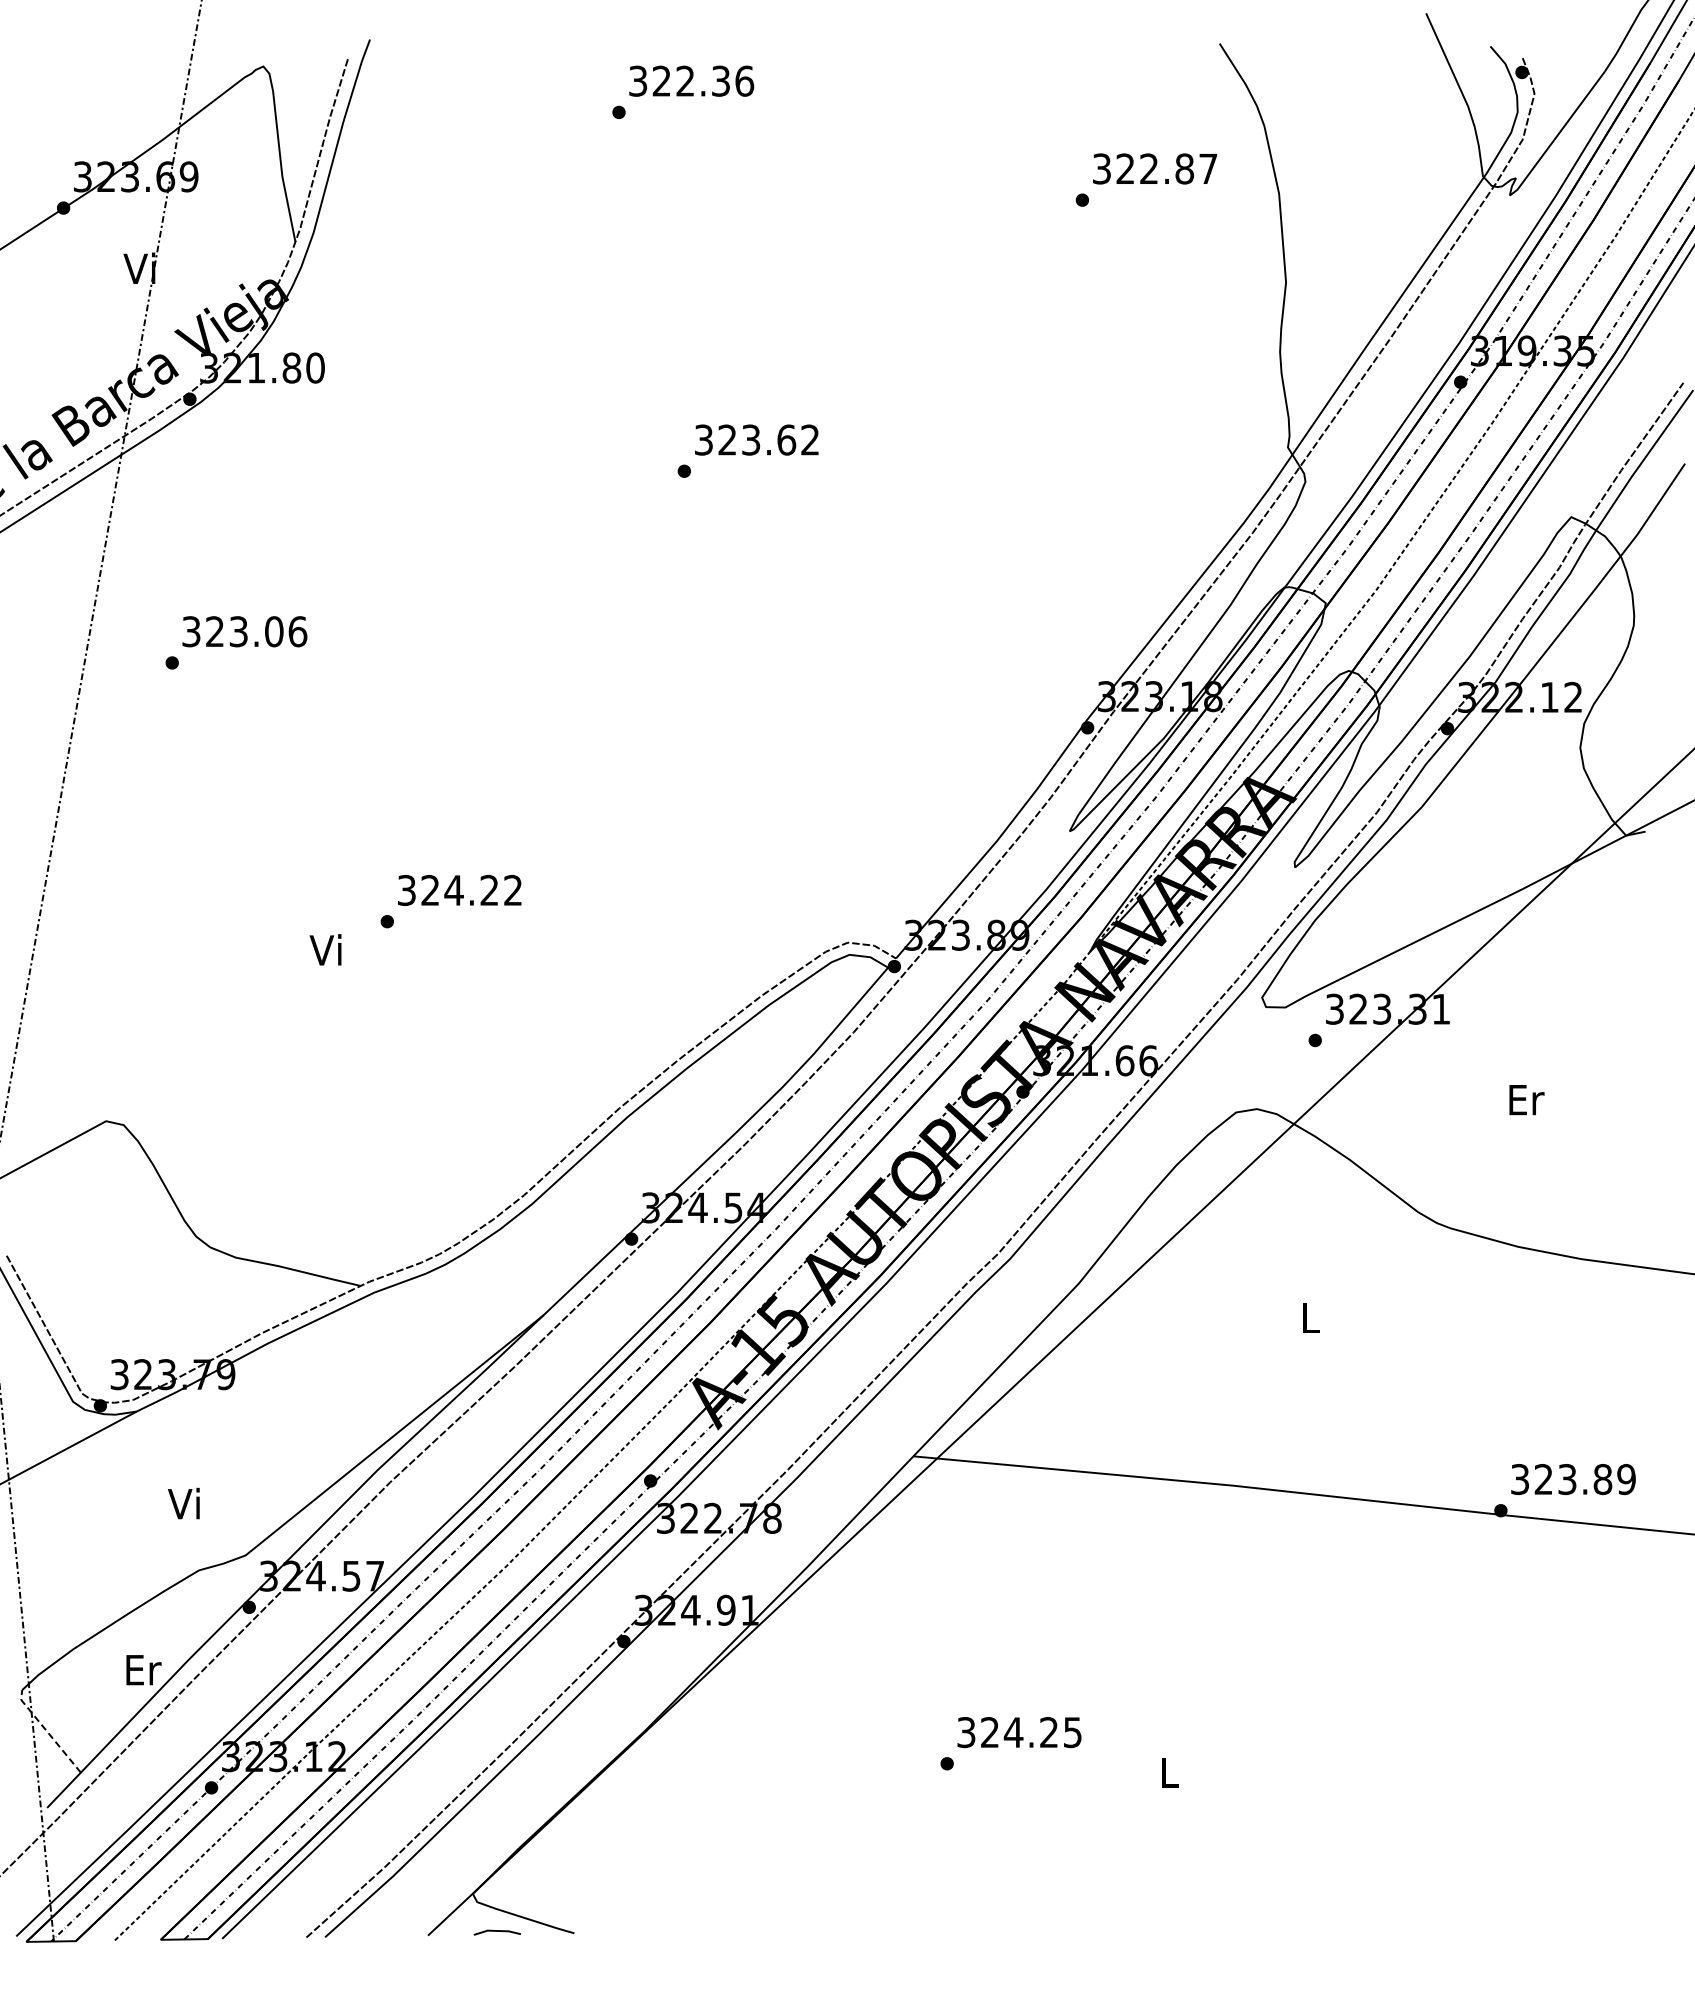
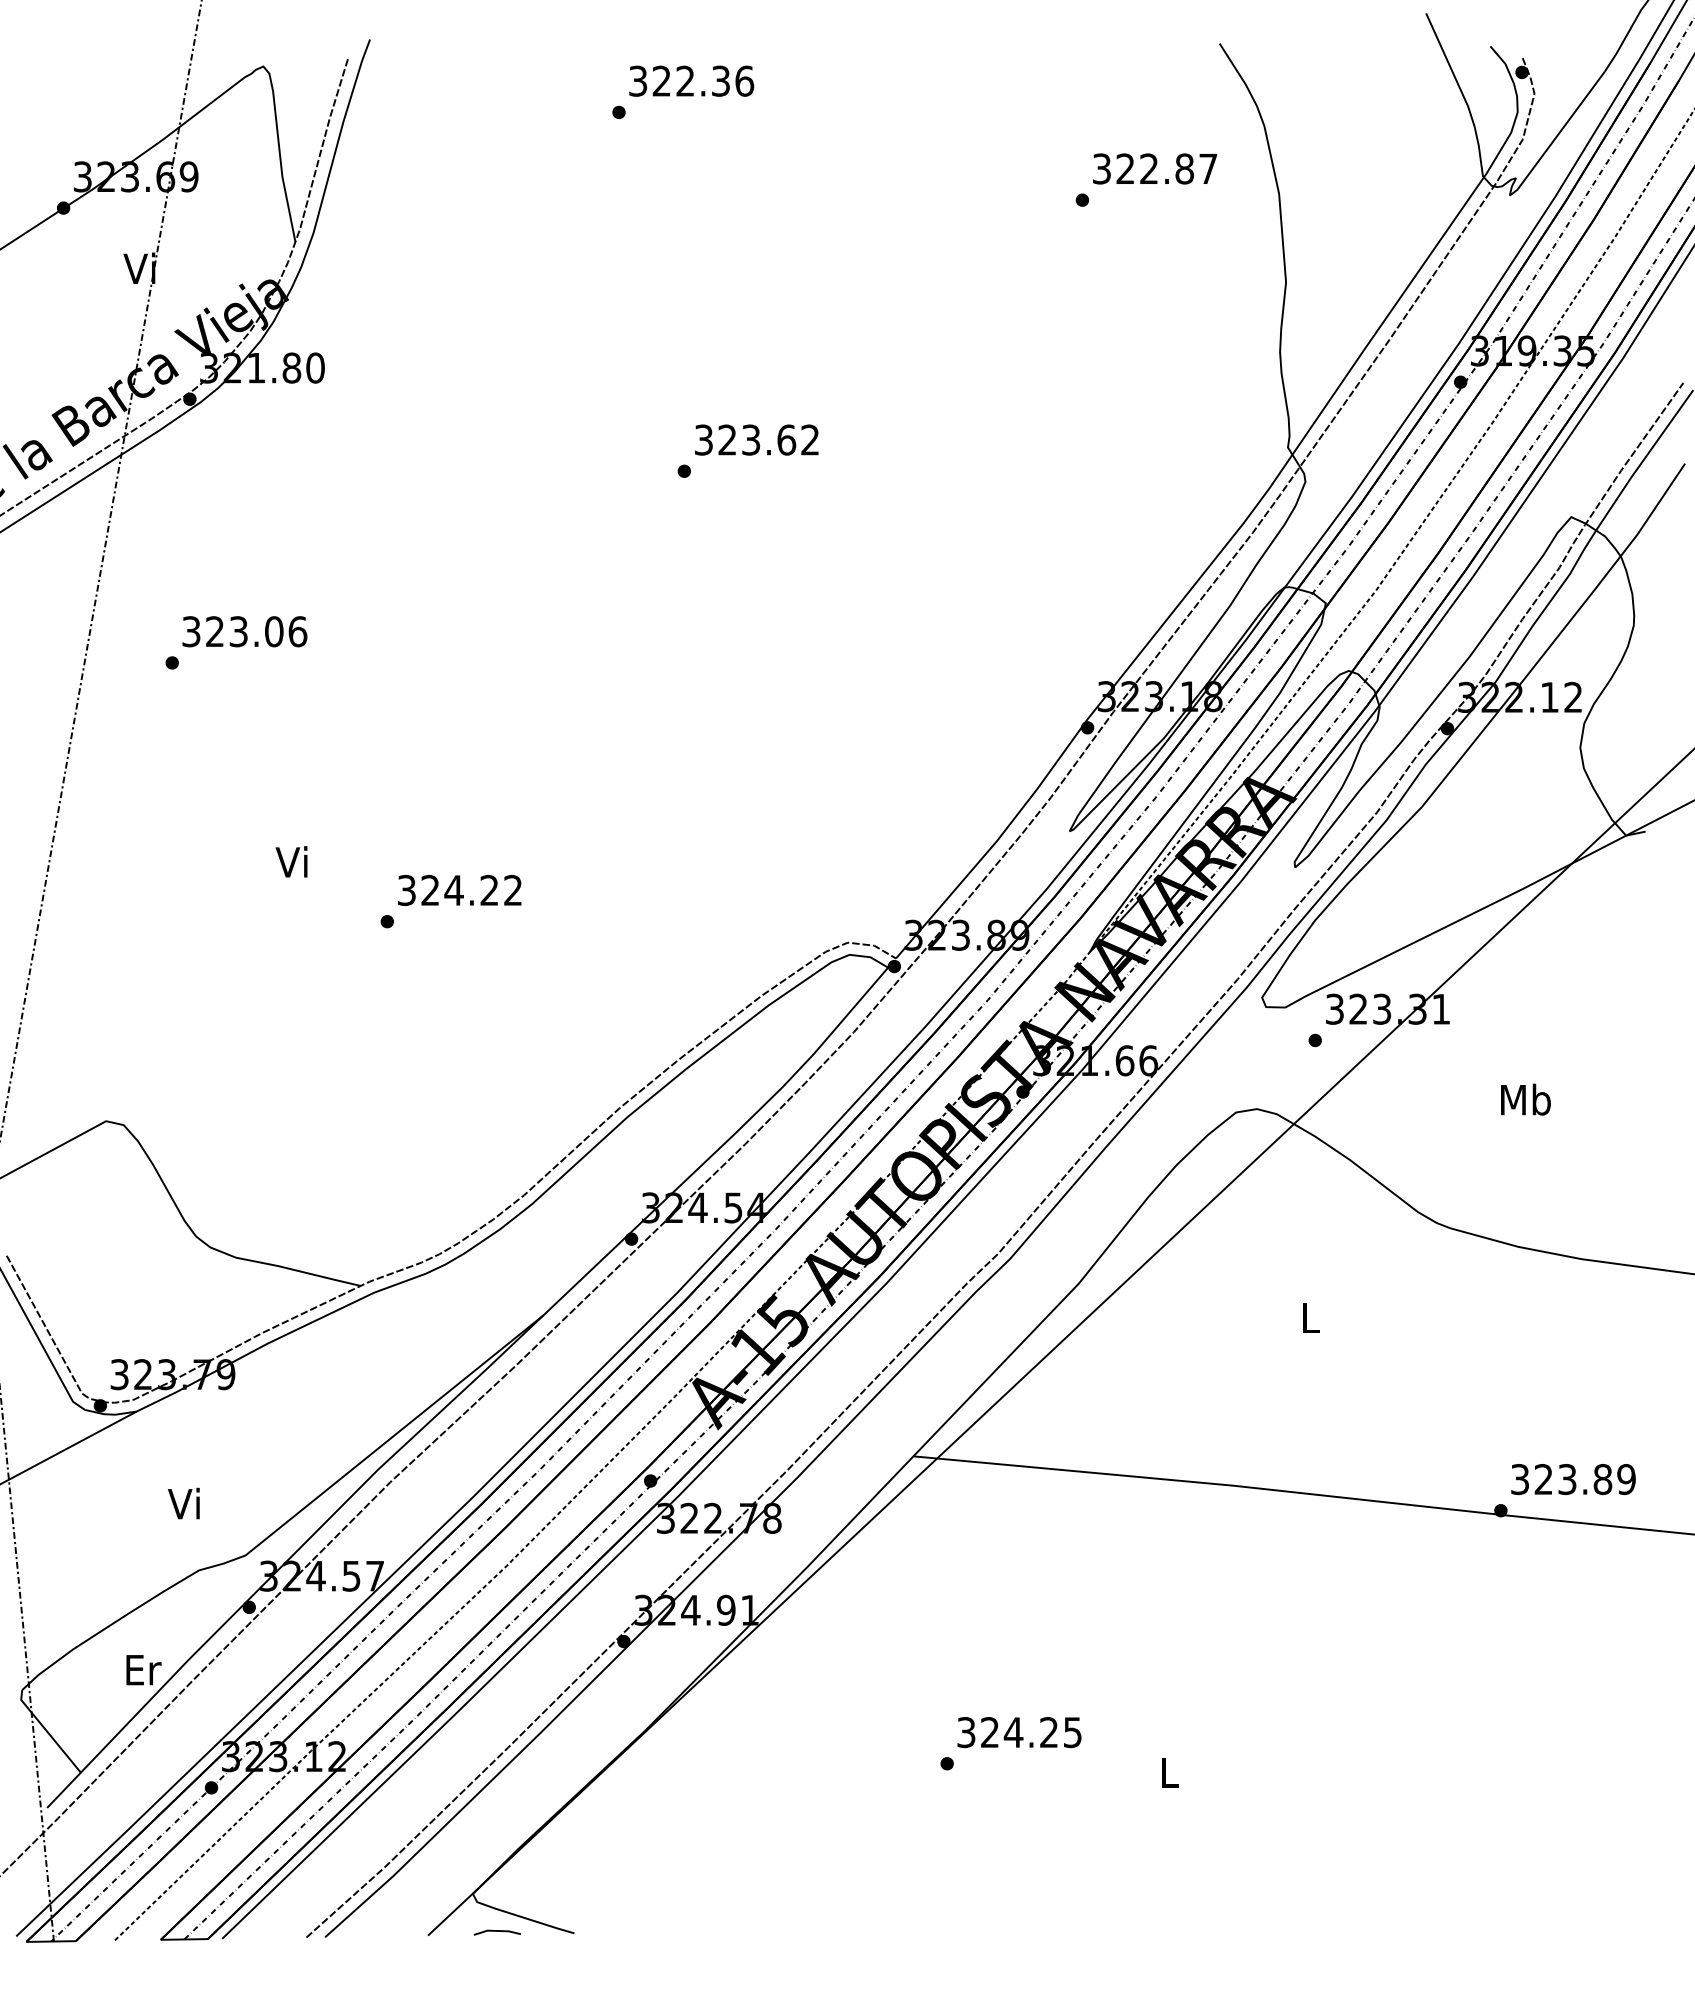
text position: (325, 949) -> (291, 861) (291, 861)
text: Er -> Mb (1525, 1099)
line: dashed -> solid (47, 1732)
